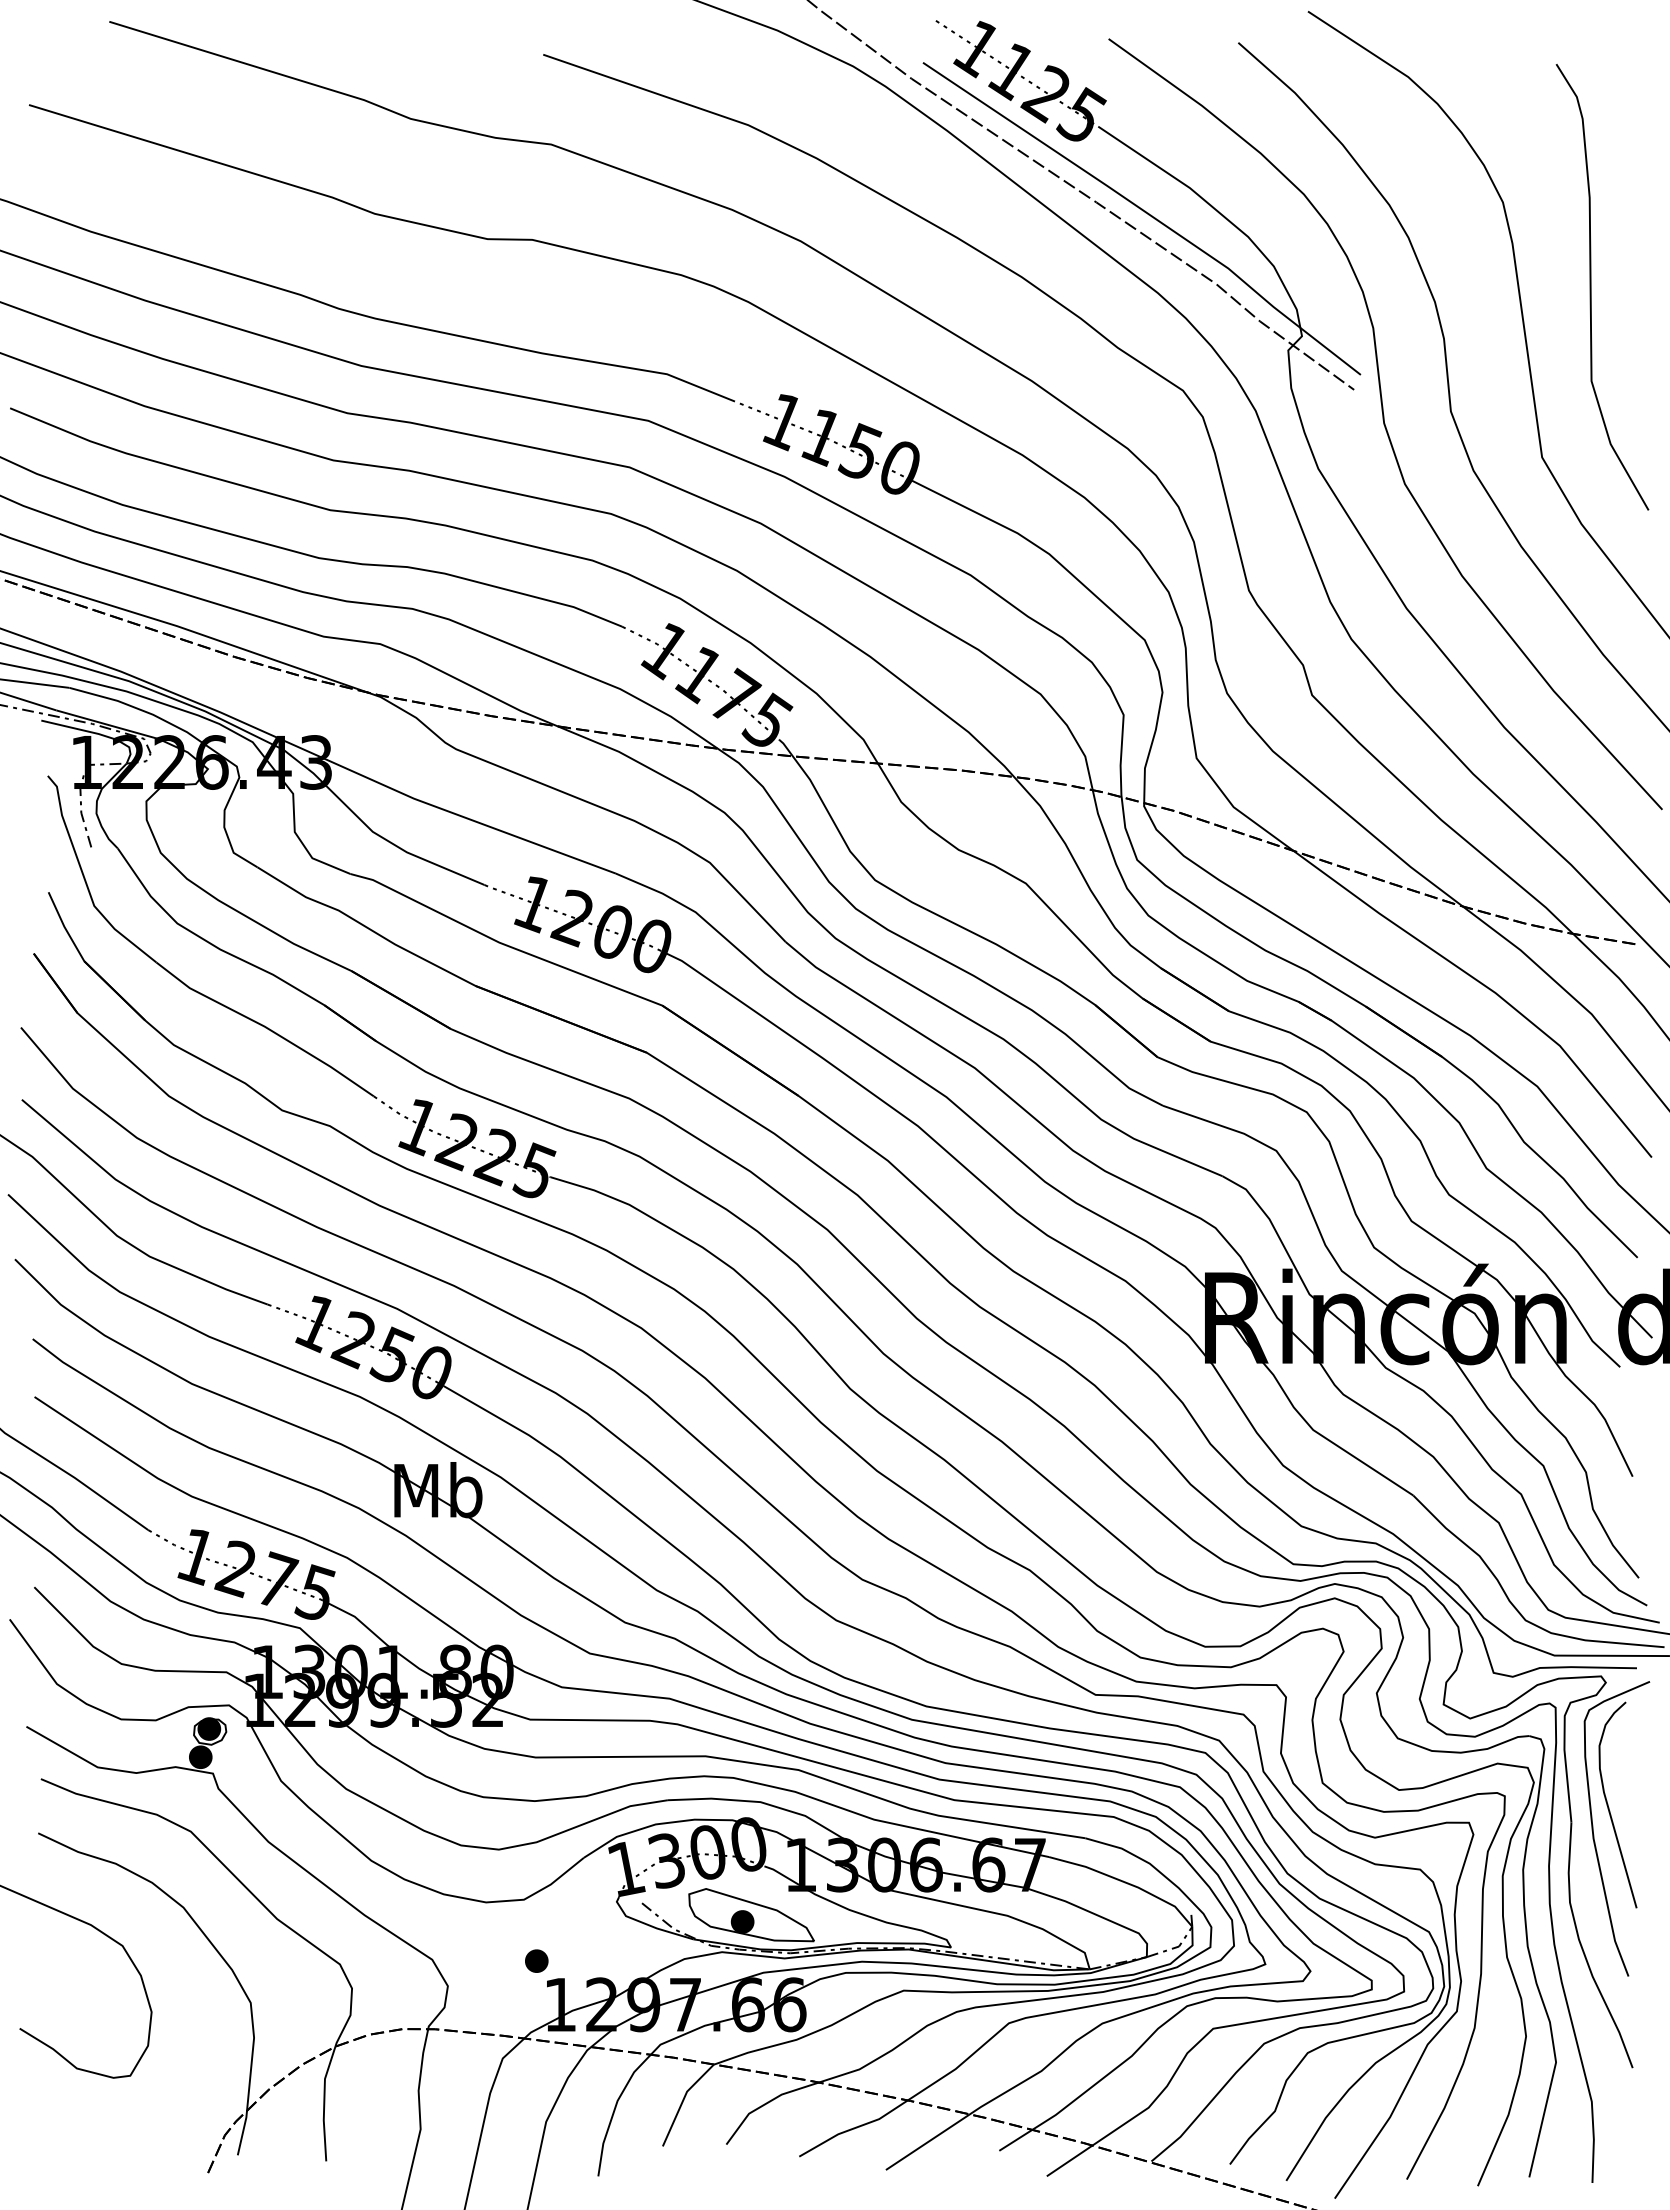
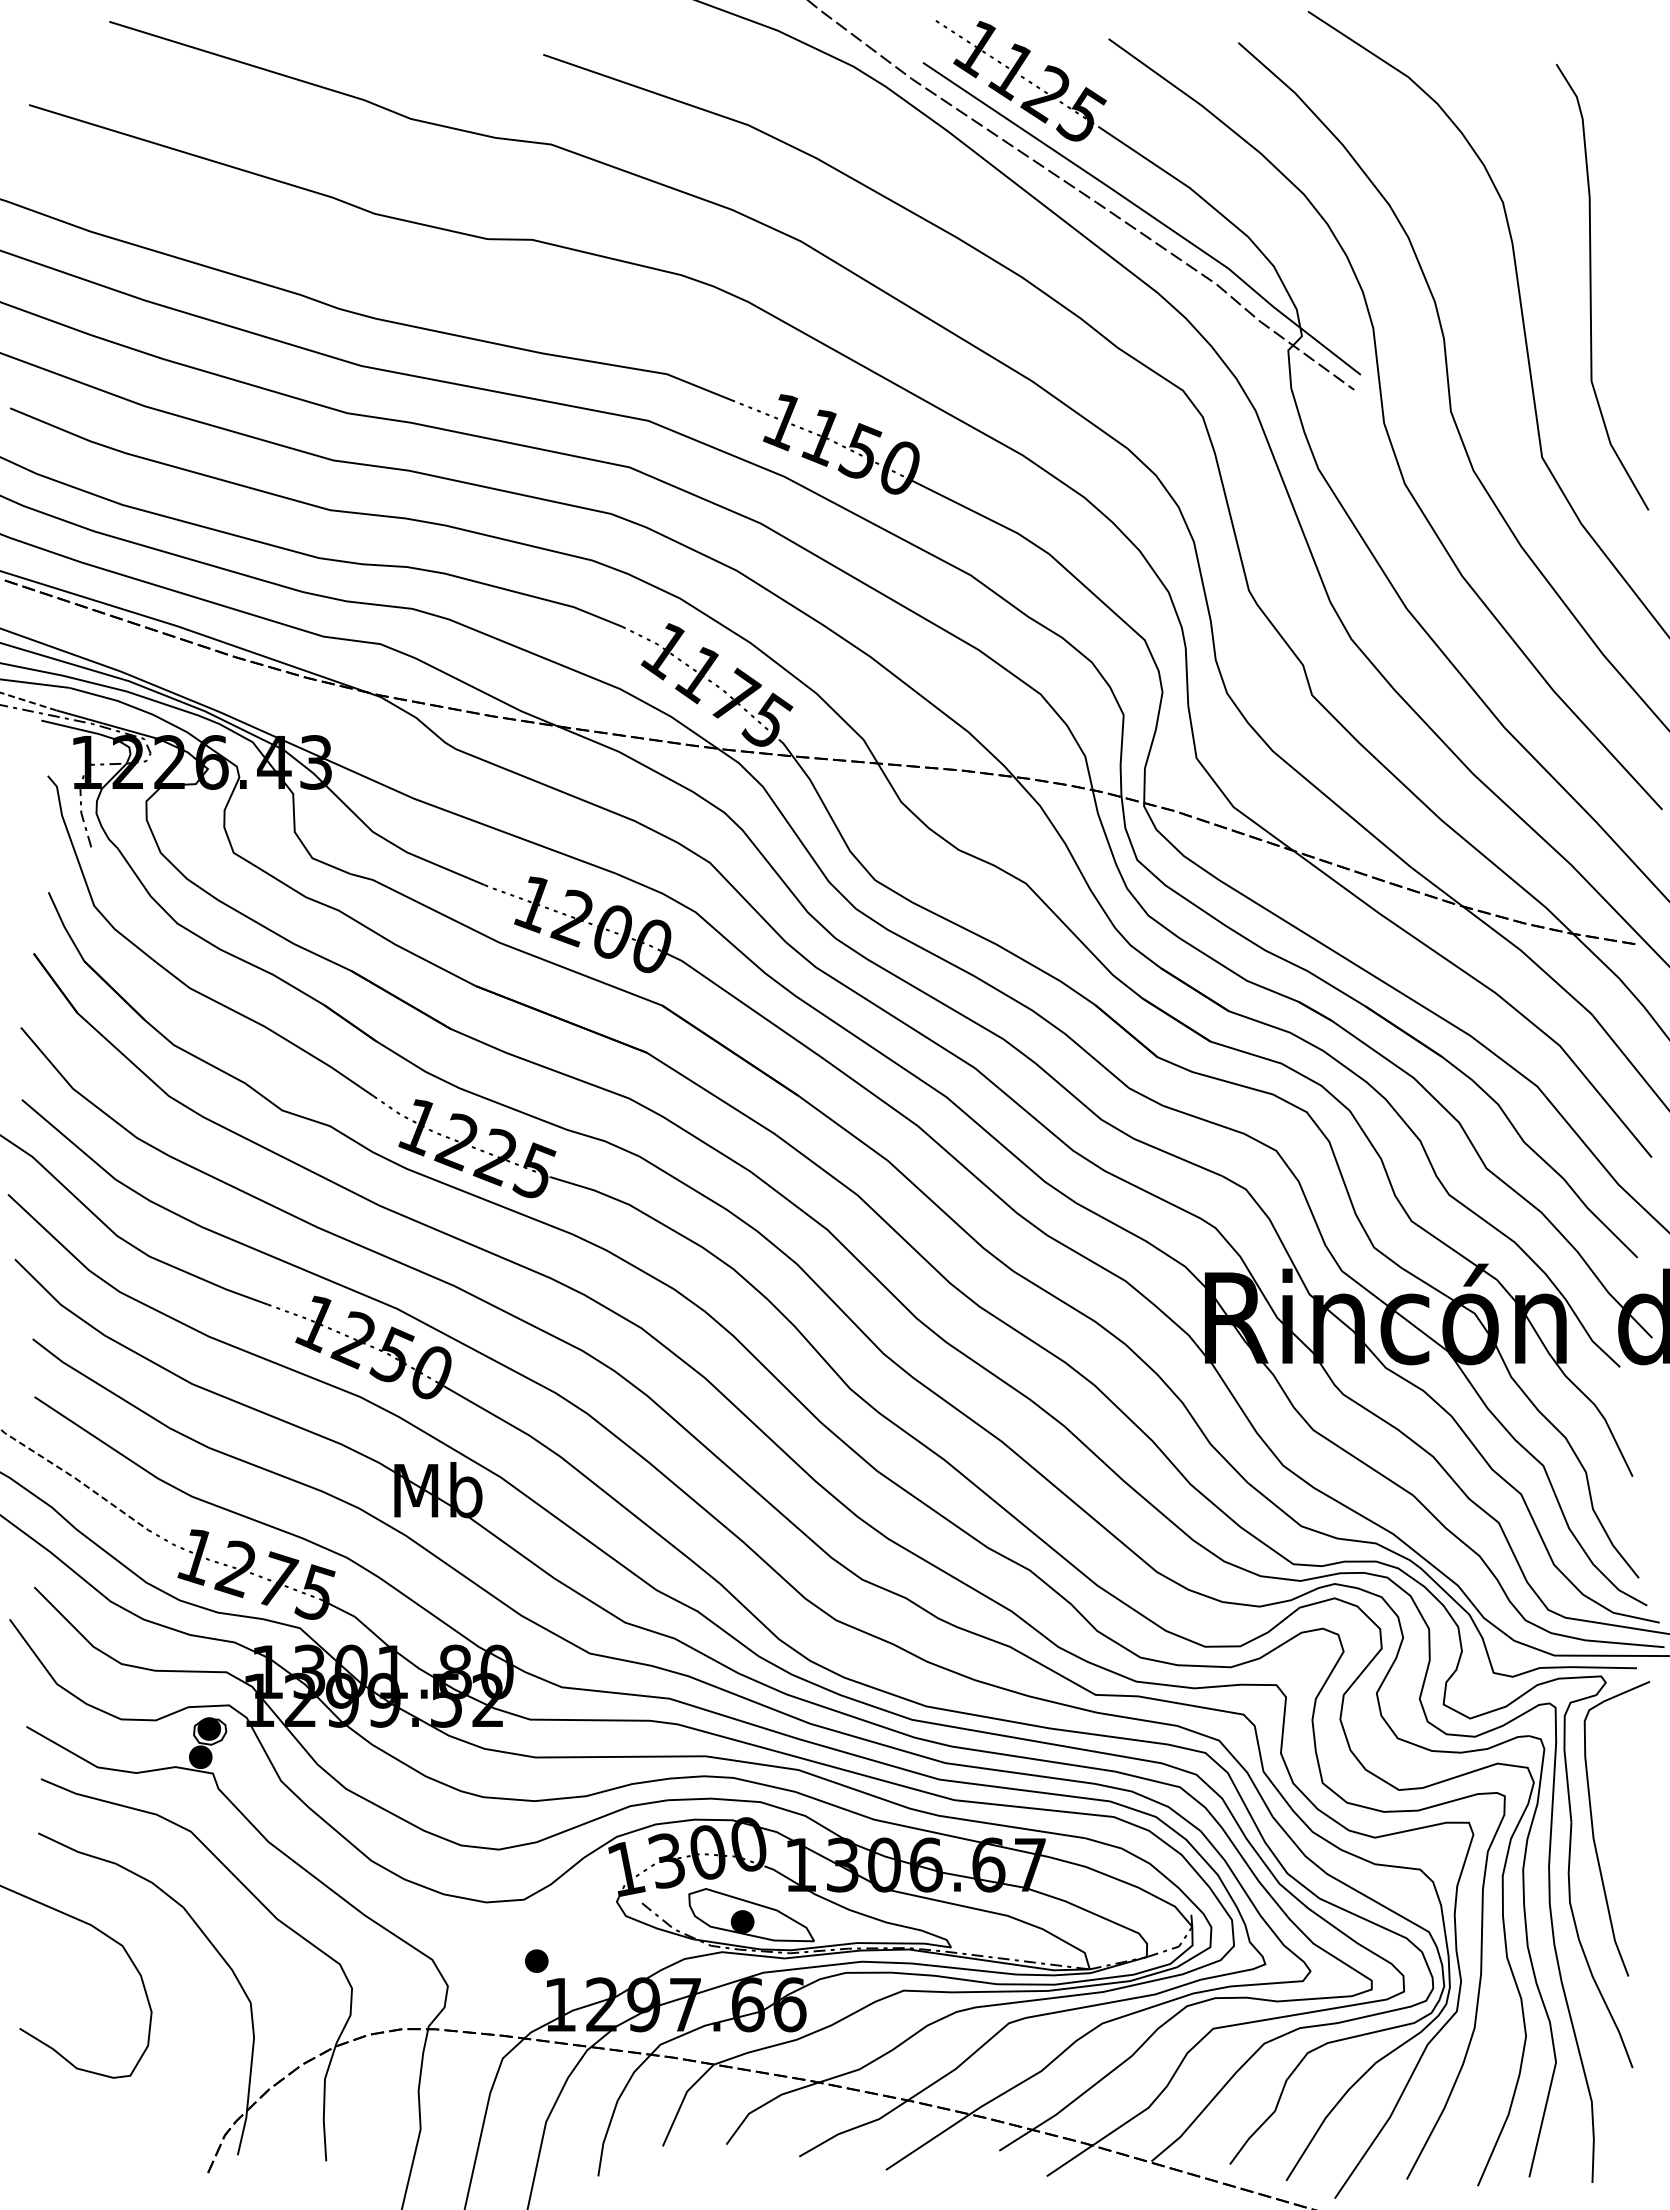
line: solid -> dashed (28, 701)
line: solid -> dashed (74, 1477)
curve: present -> none (1609, 1807)
